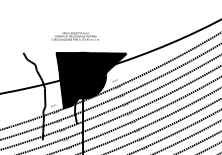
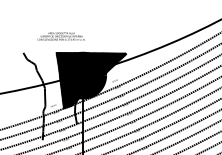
text position: (74, 36) -> (60, 36) (60, 36)
